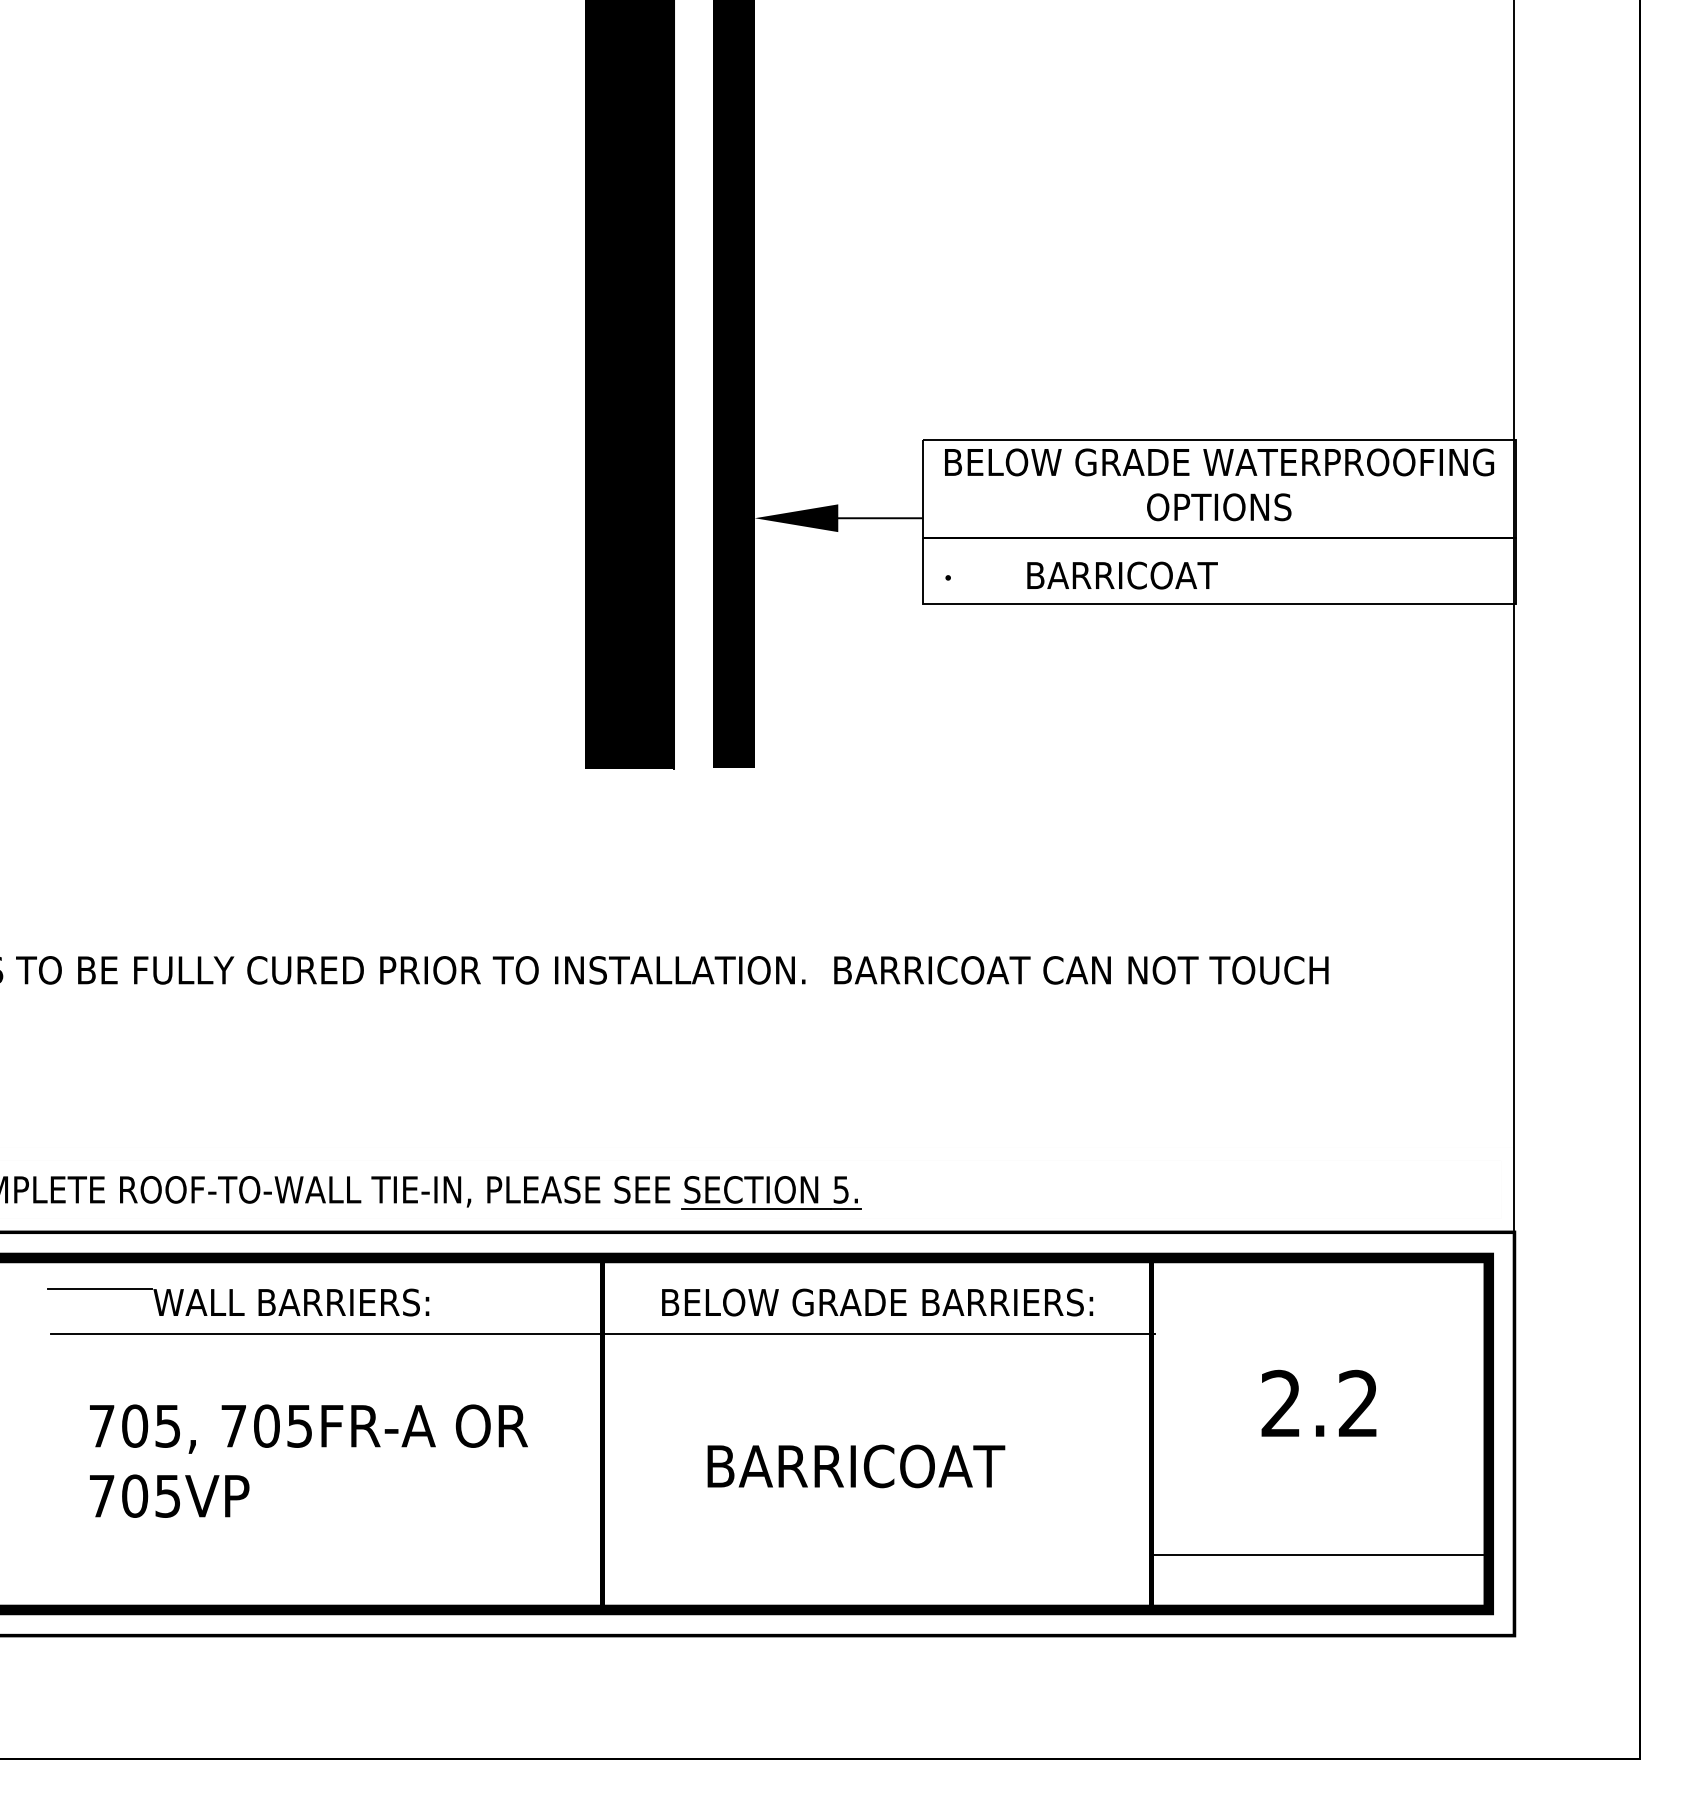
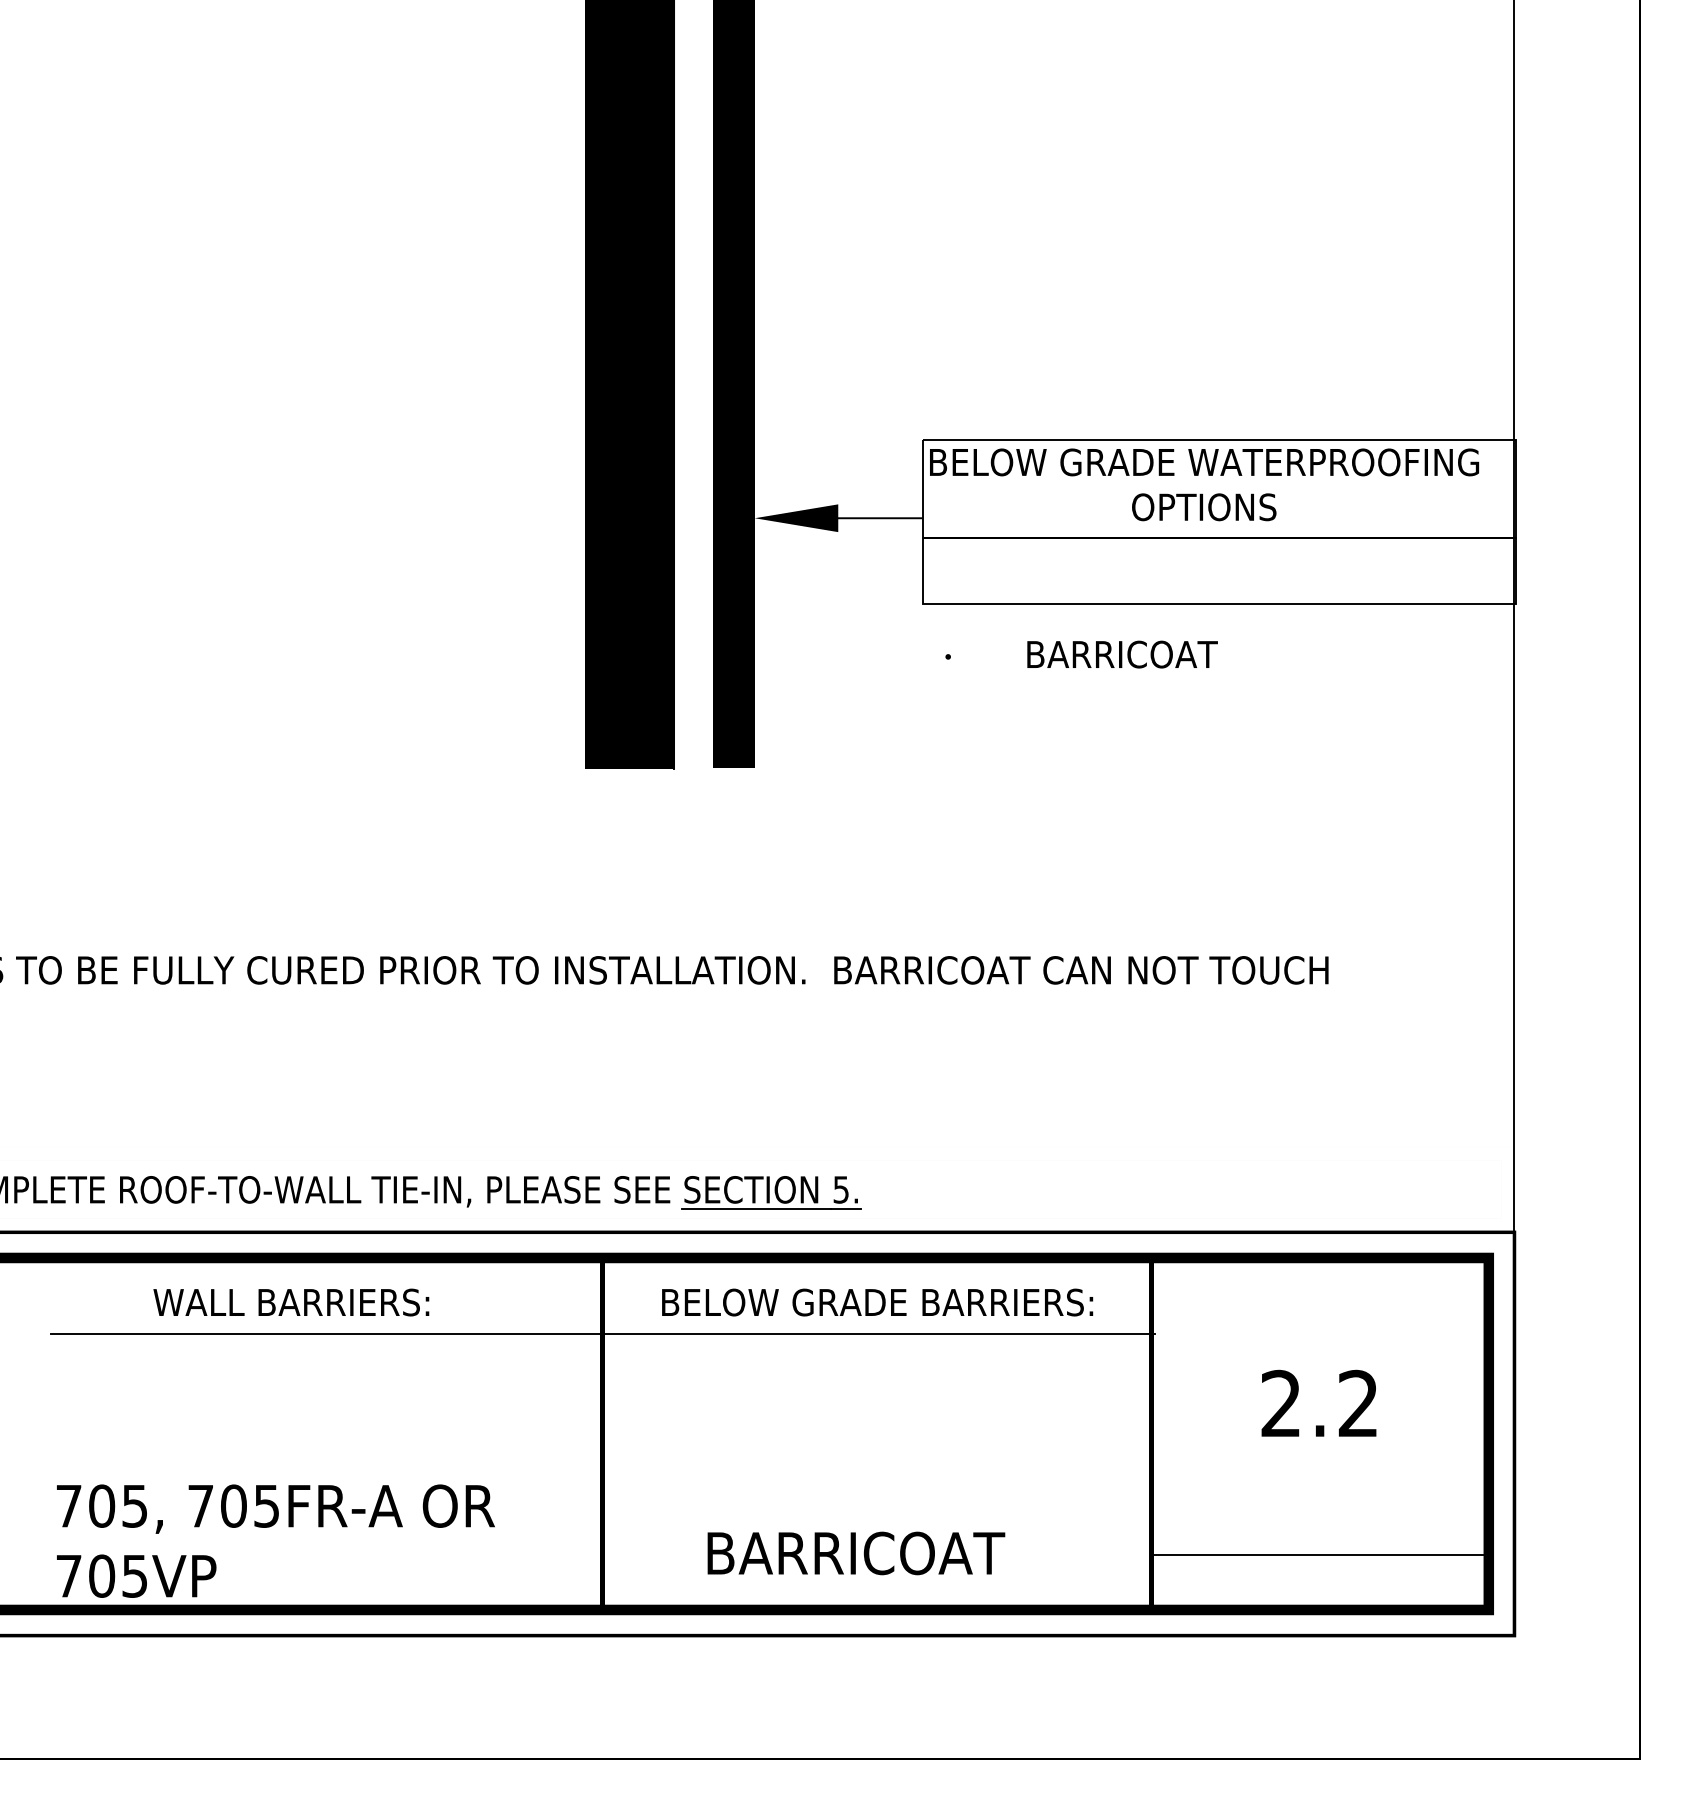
text position: (1219, 484) -> (1204, 484) (1204, 484)
text position: (1081, 575) -> (1081, 654) (1081, 654)
line: present -> none (99, 1289)
text position: (308, 1460) -> (275, 1540) (275, 1540)
text position: (856, 1466) -> (856, 1553) (856, 1553)
